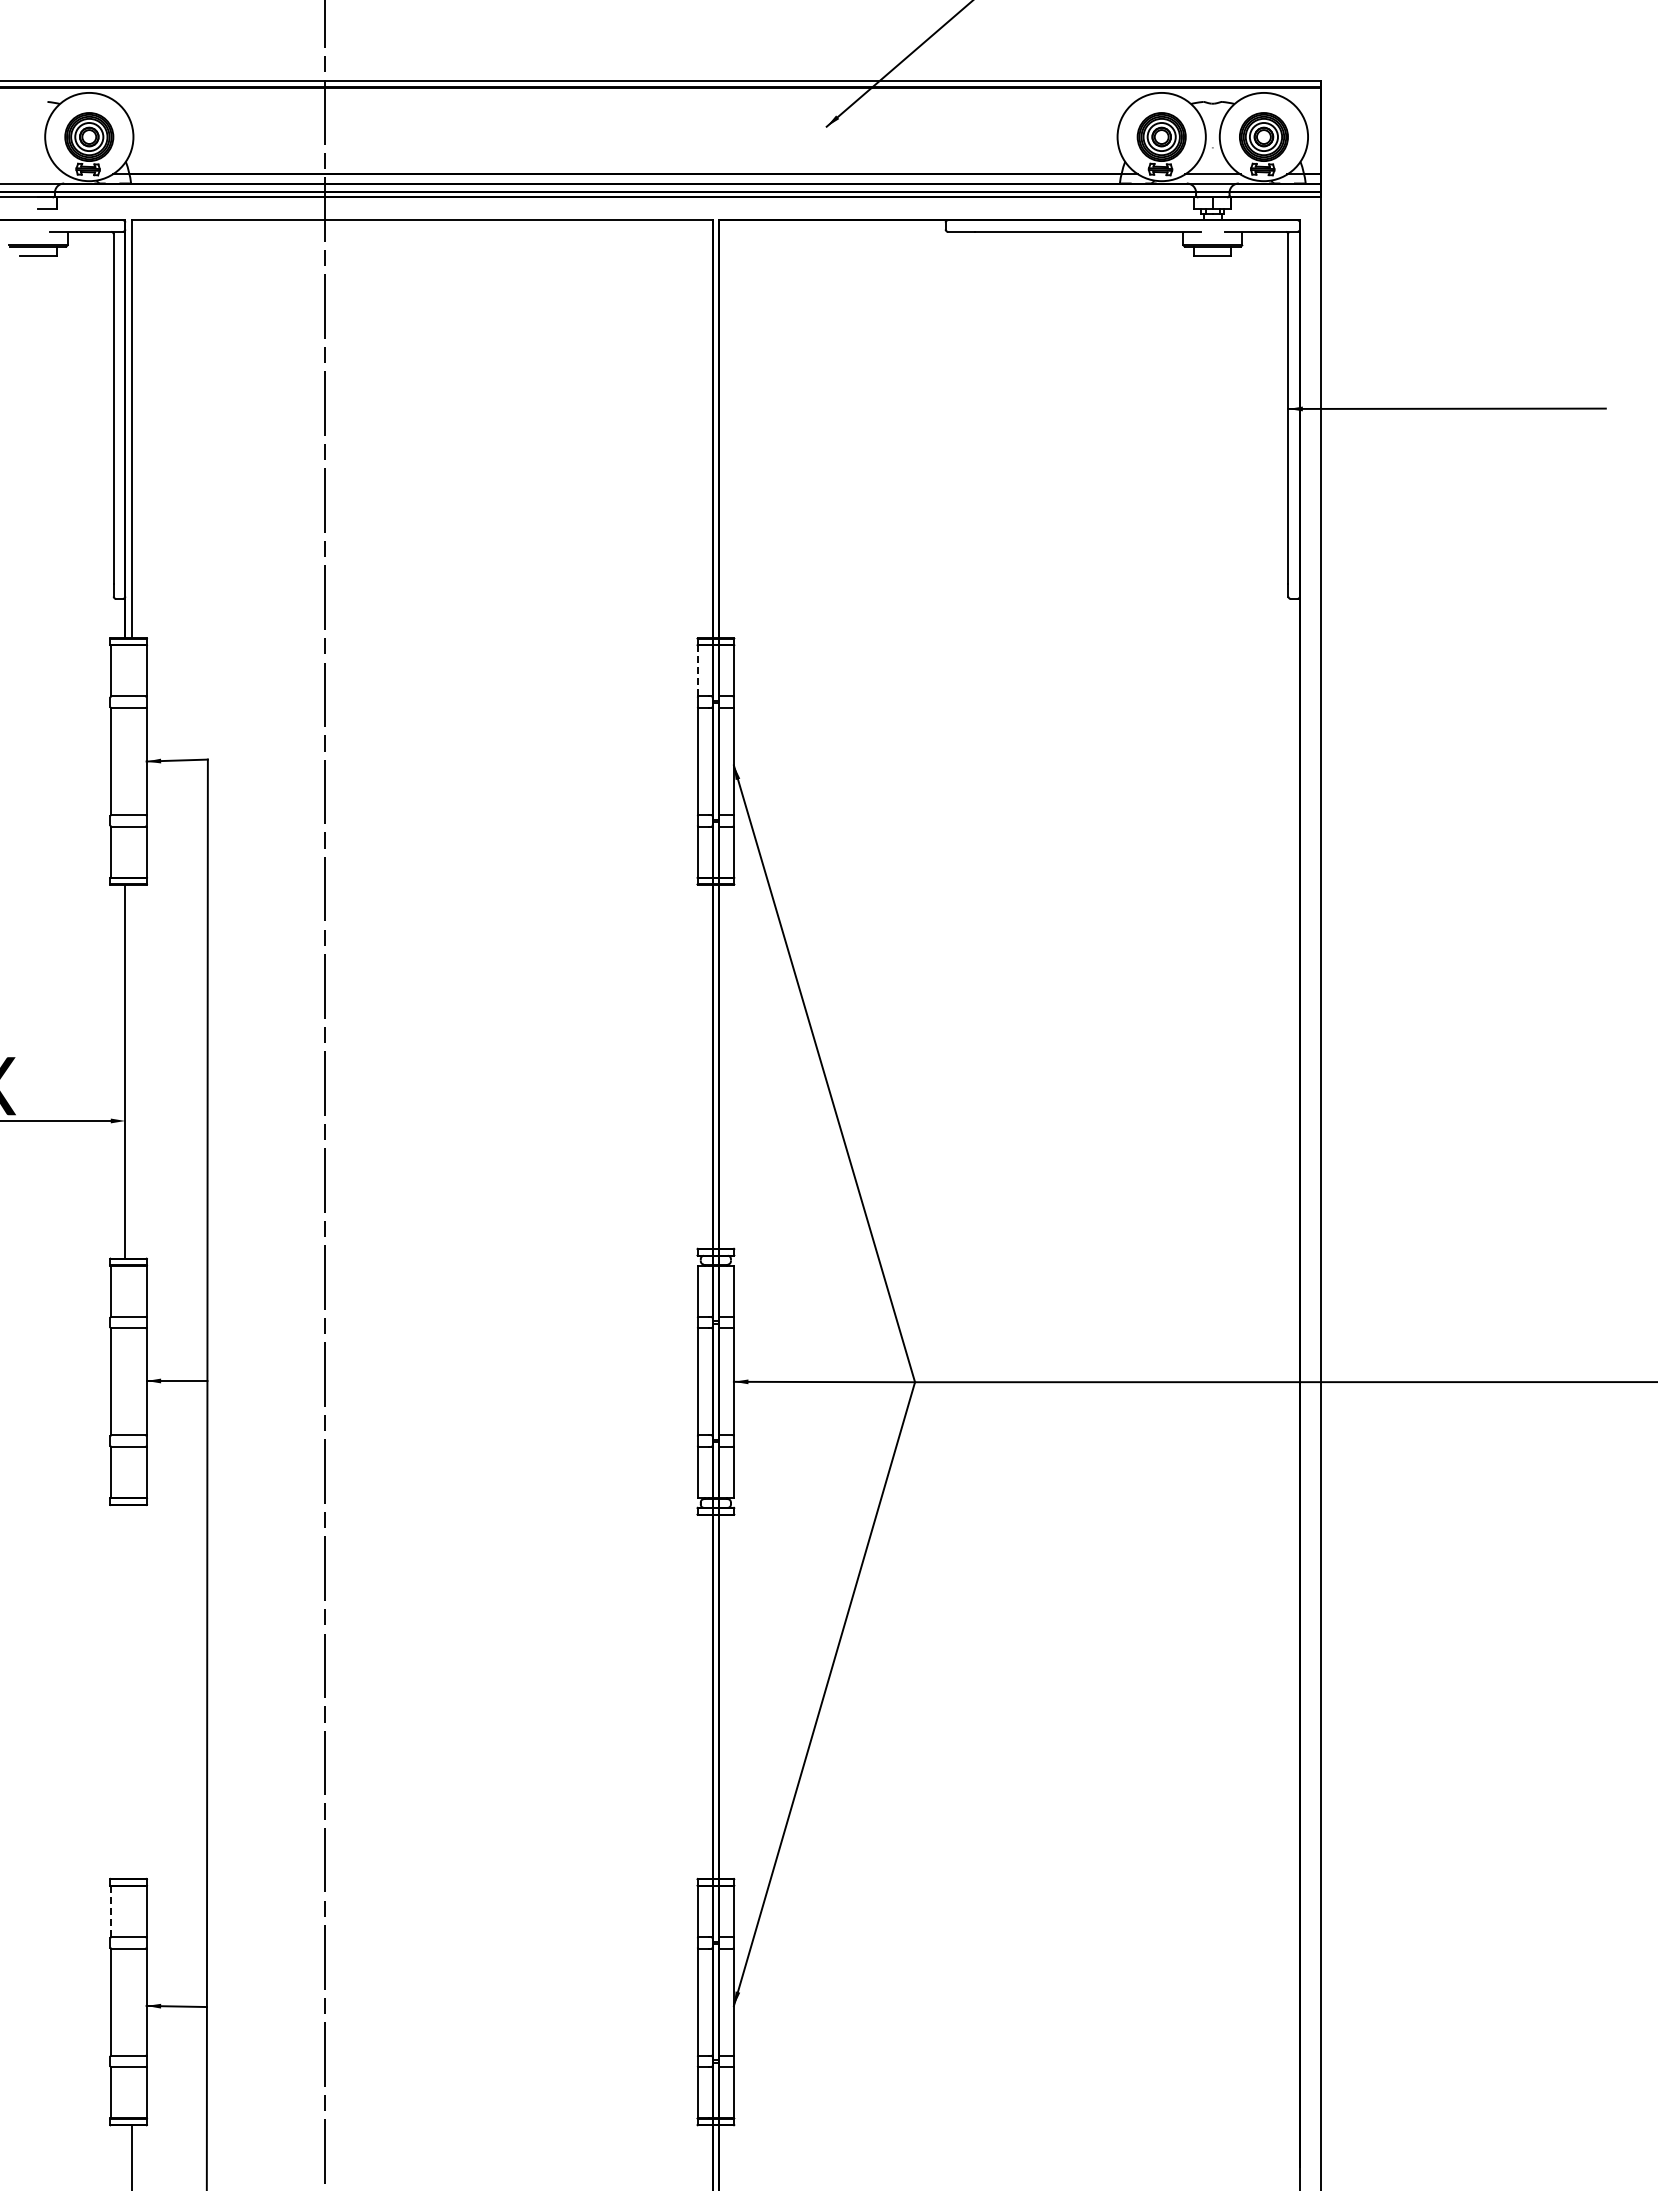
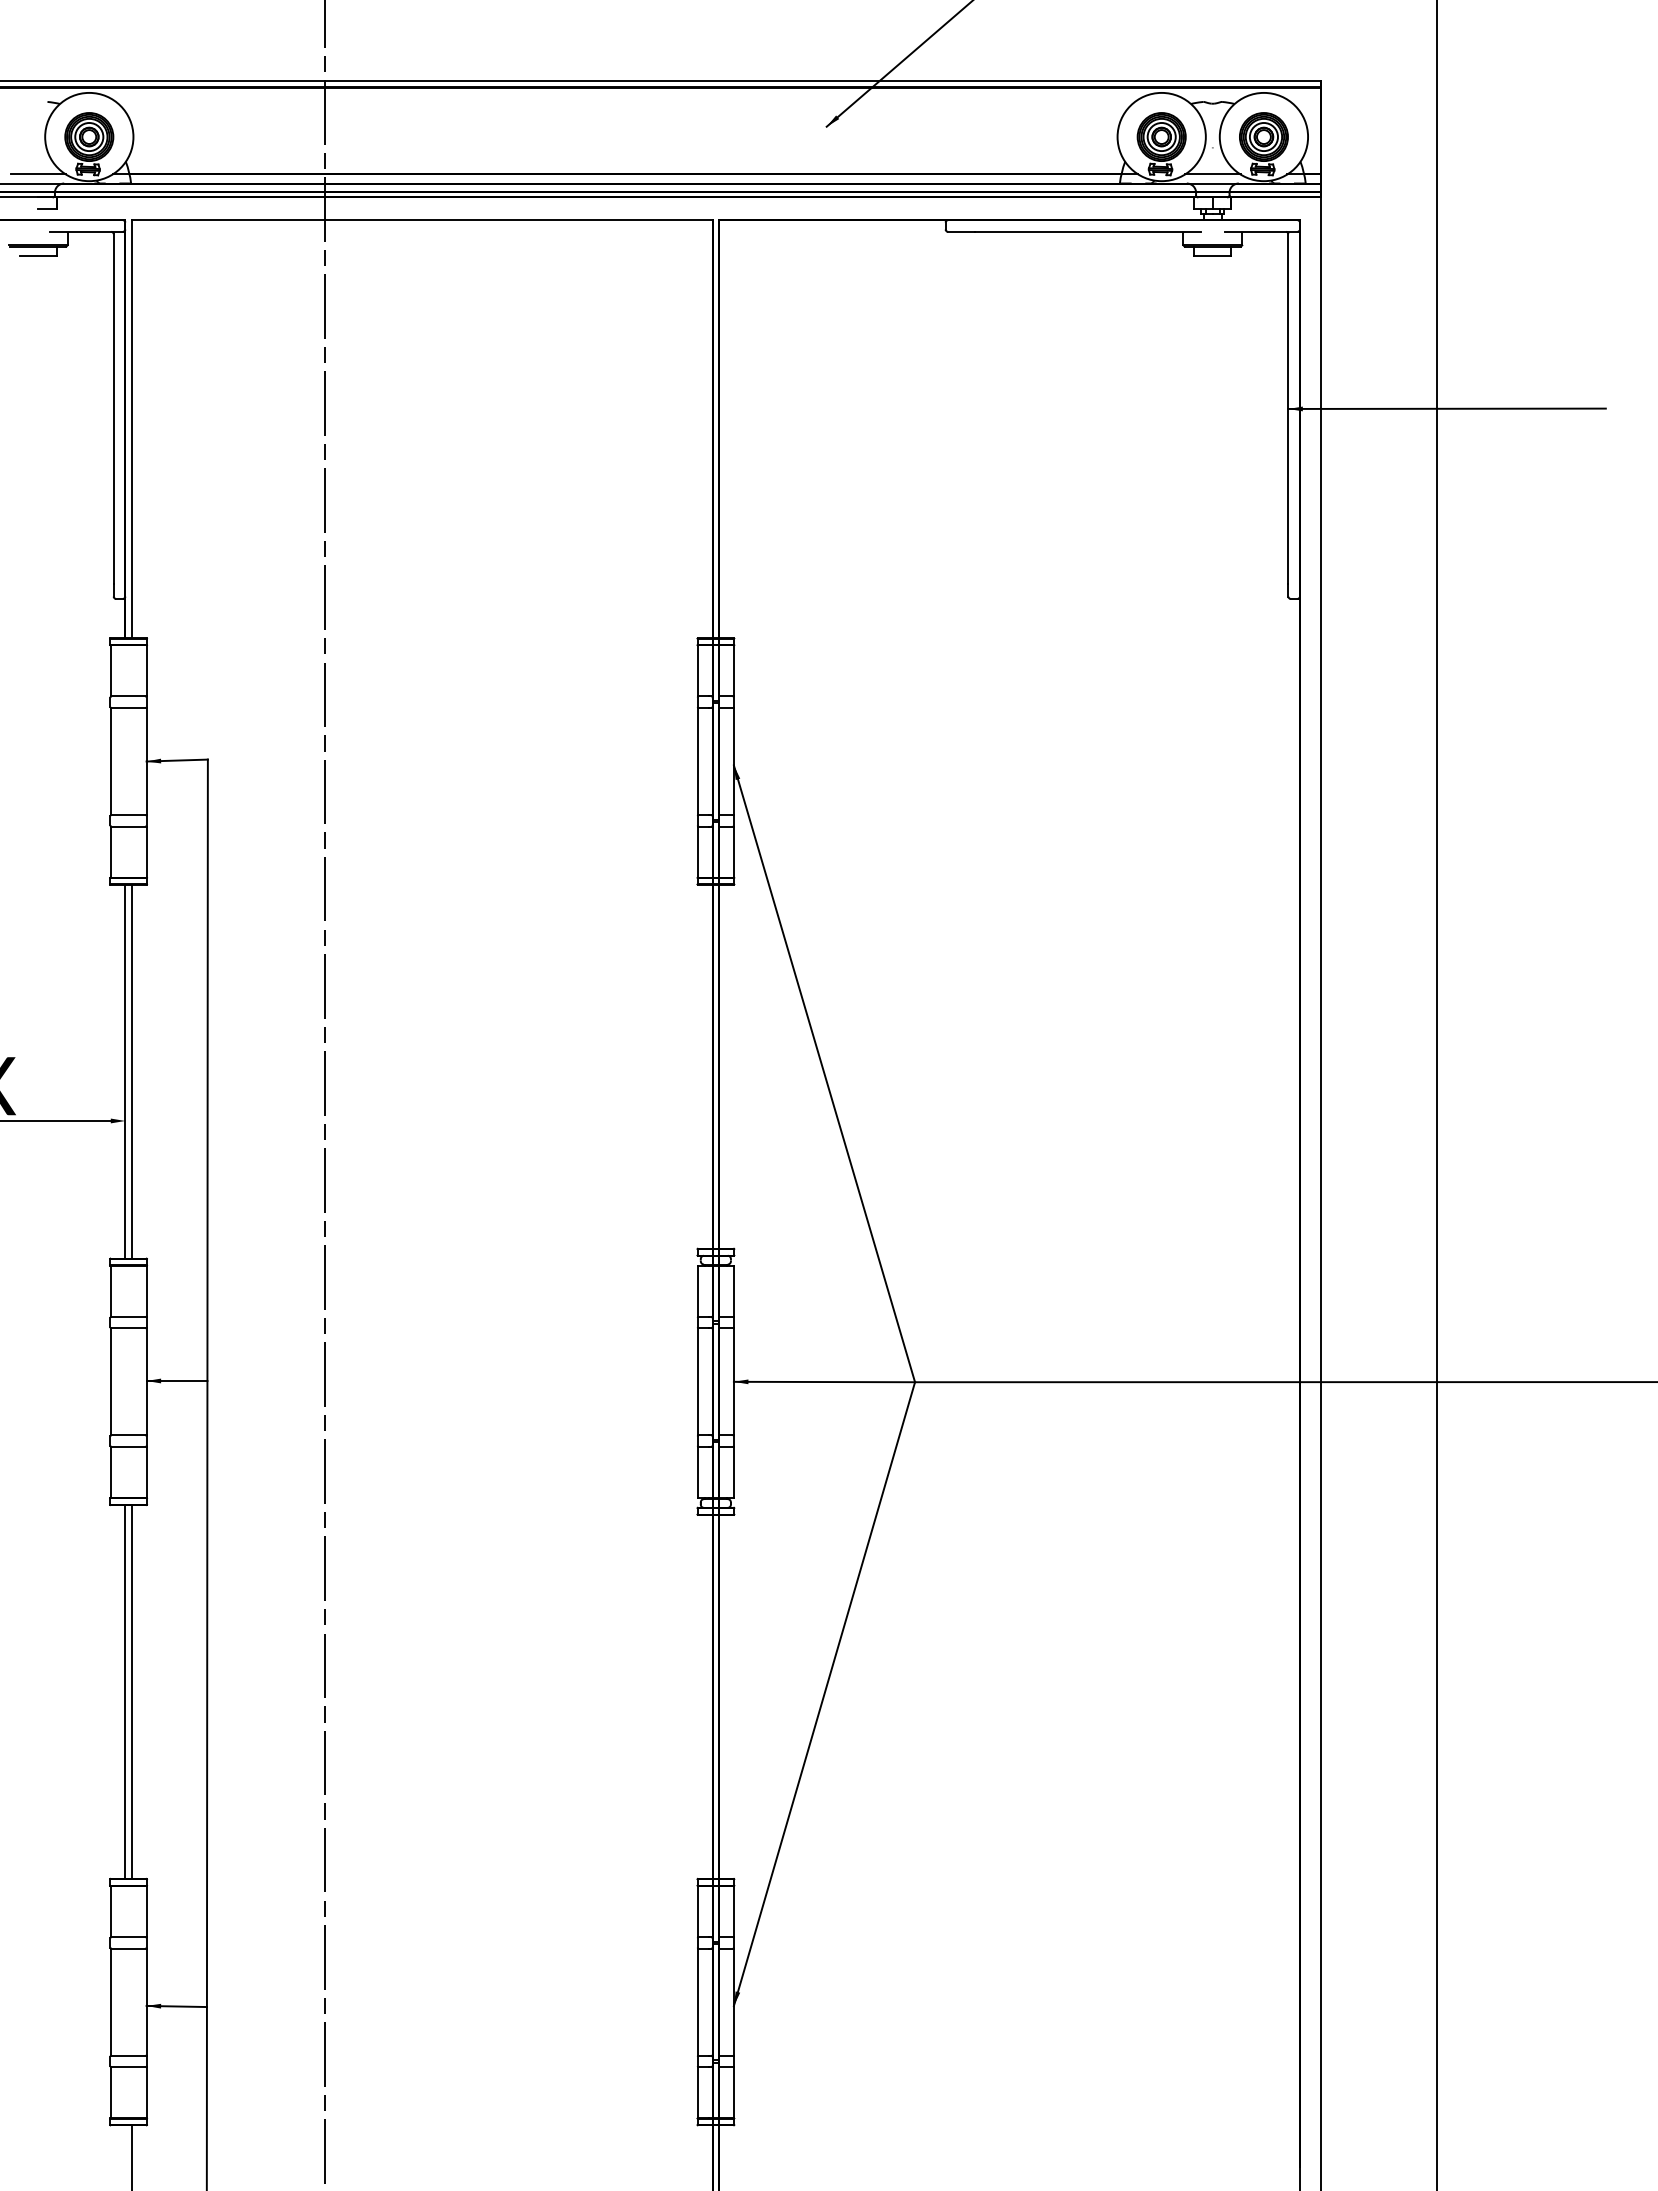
line: none -> present (37, 174)
line: dashed -> solid (697, 670)
line: none -> present (131, 1071)
line: none -> present (1437, 1094)
line: none -> present (125, 1691)
line: none -> present (131, 1691)
line: dashed -> solid (110, 1911)
